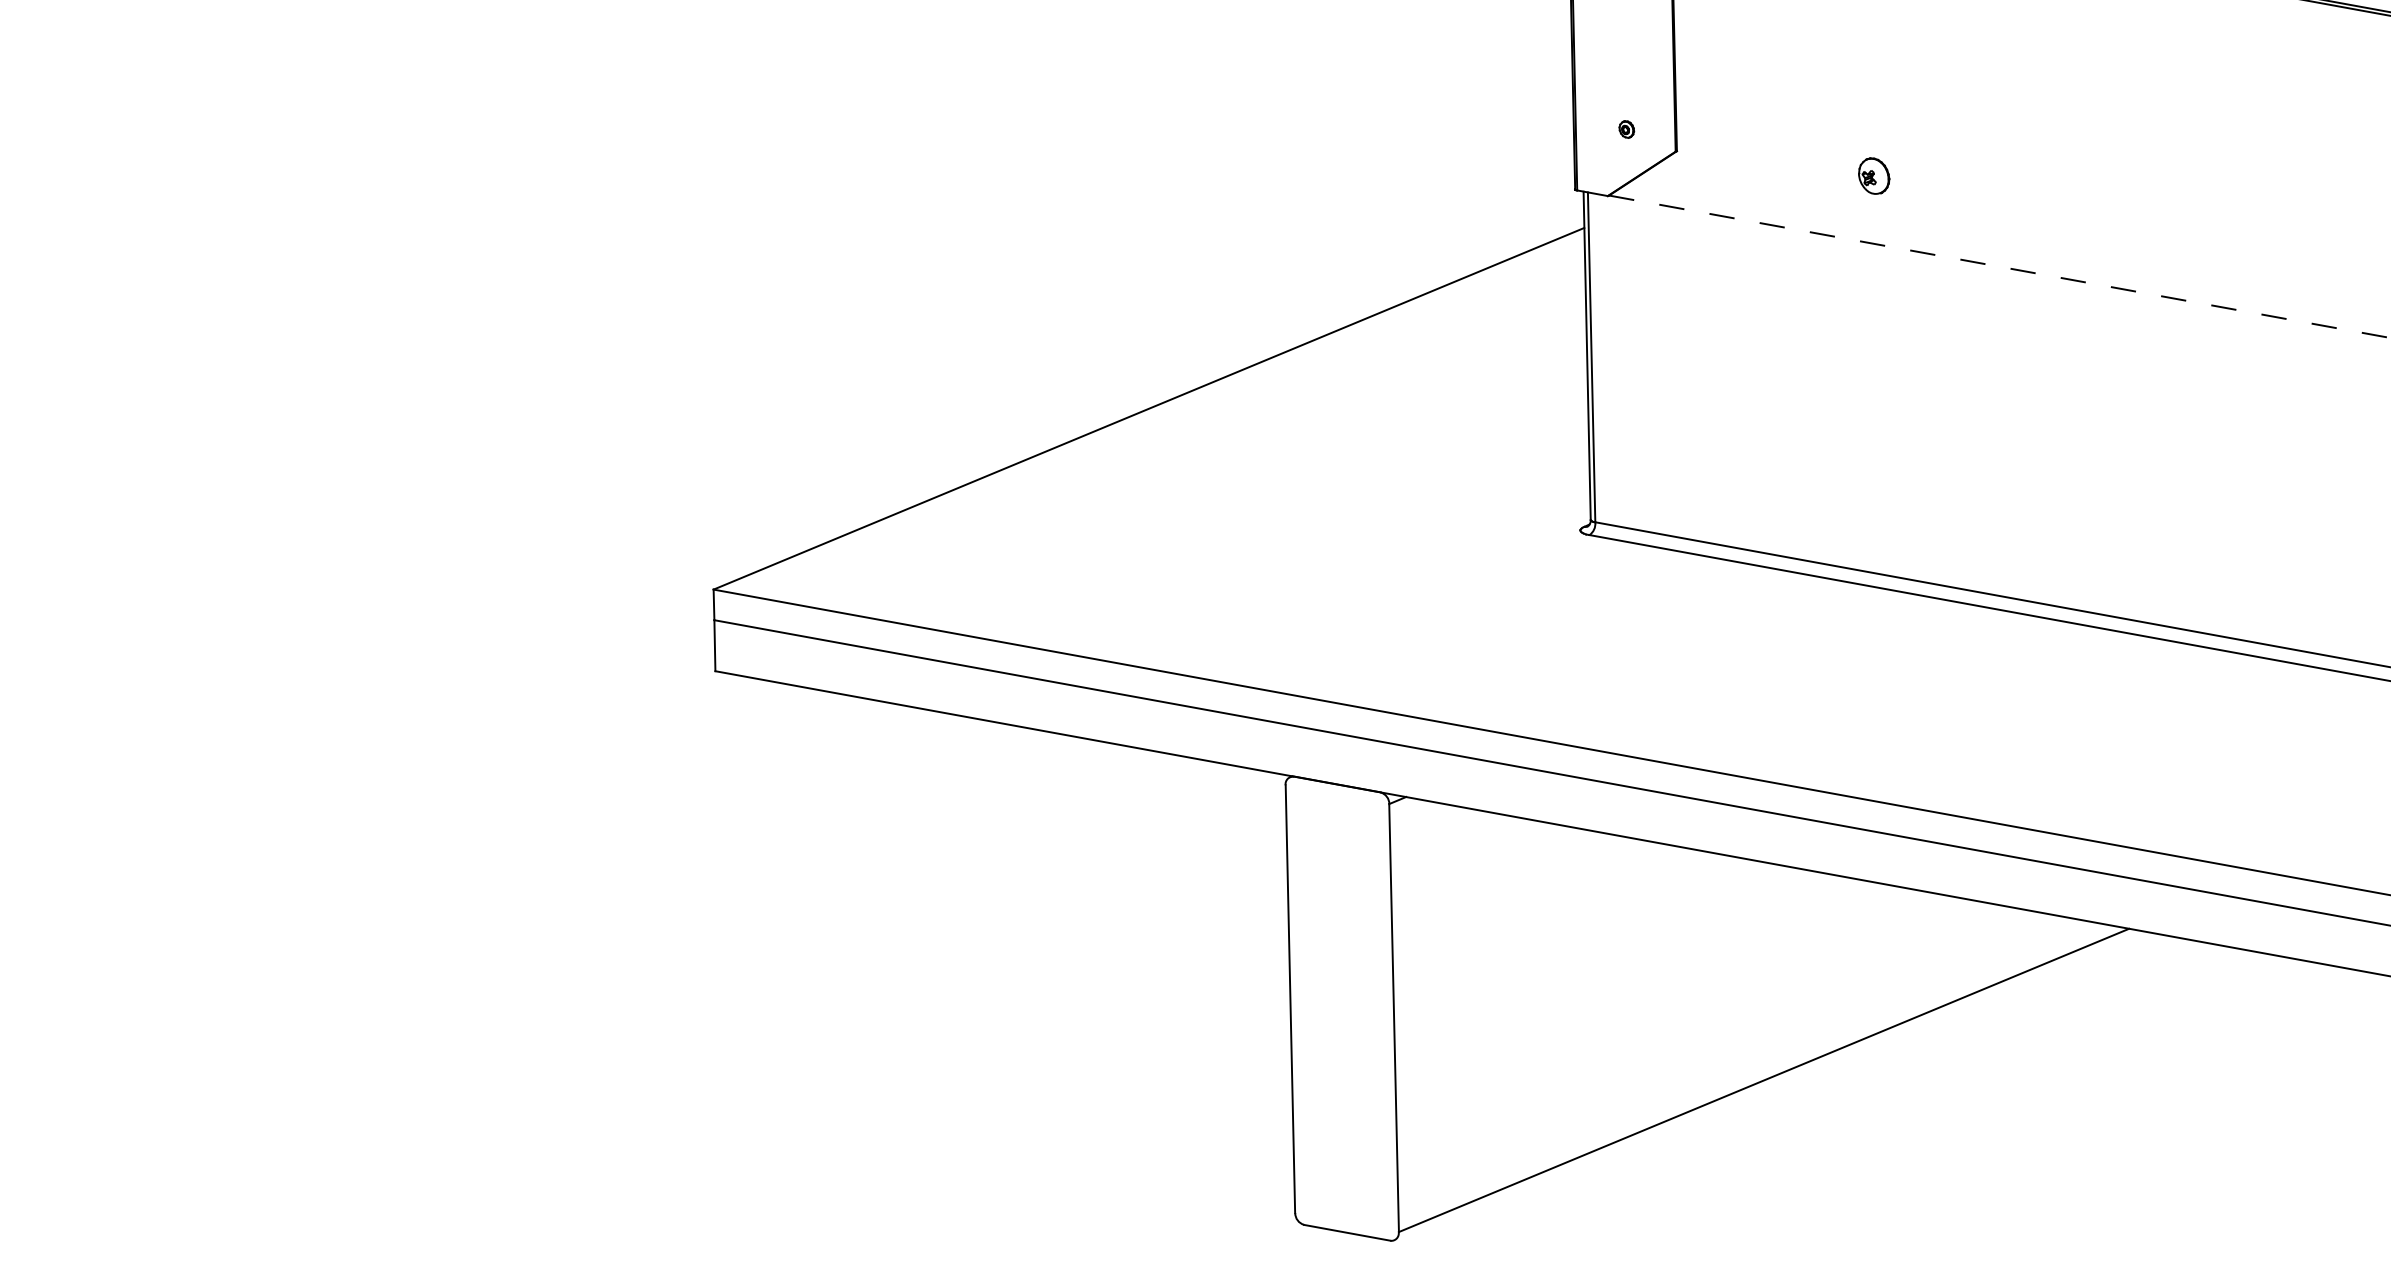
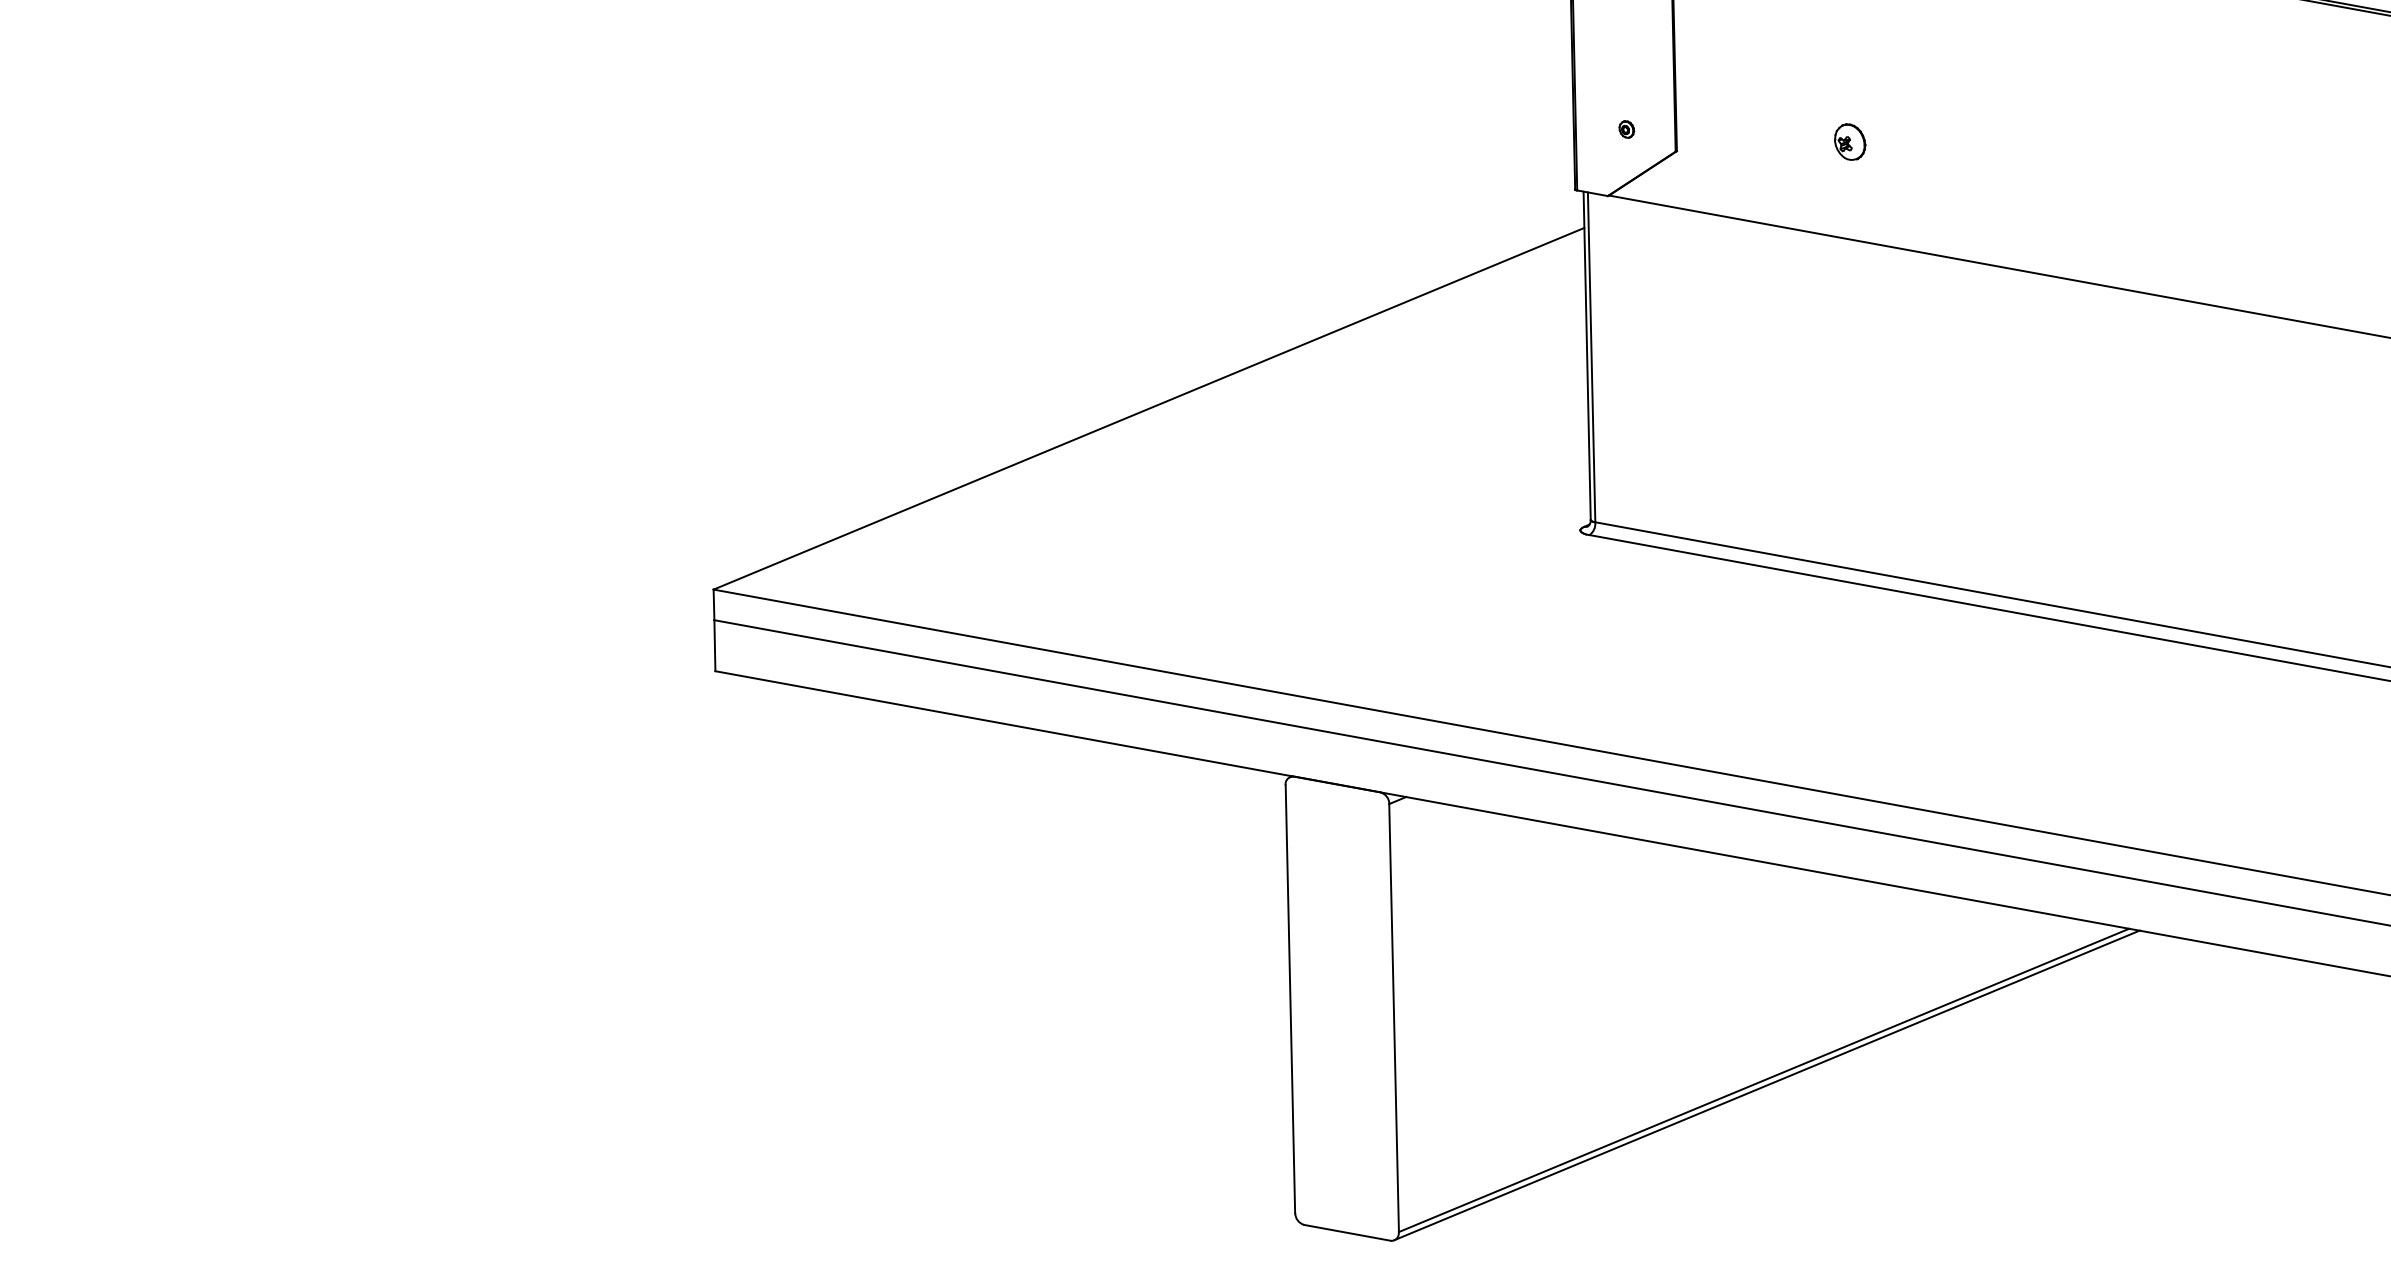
part position: (1874, 175) -> (1850, 141) (1850, 141)
line: dashed -> solid (2000, 266)
line: none -> present (1766, 1085)
